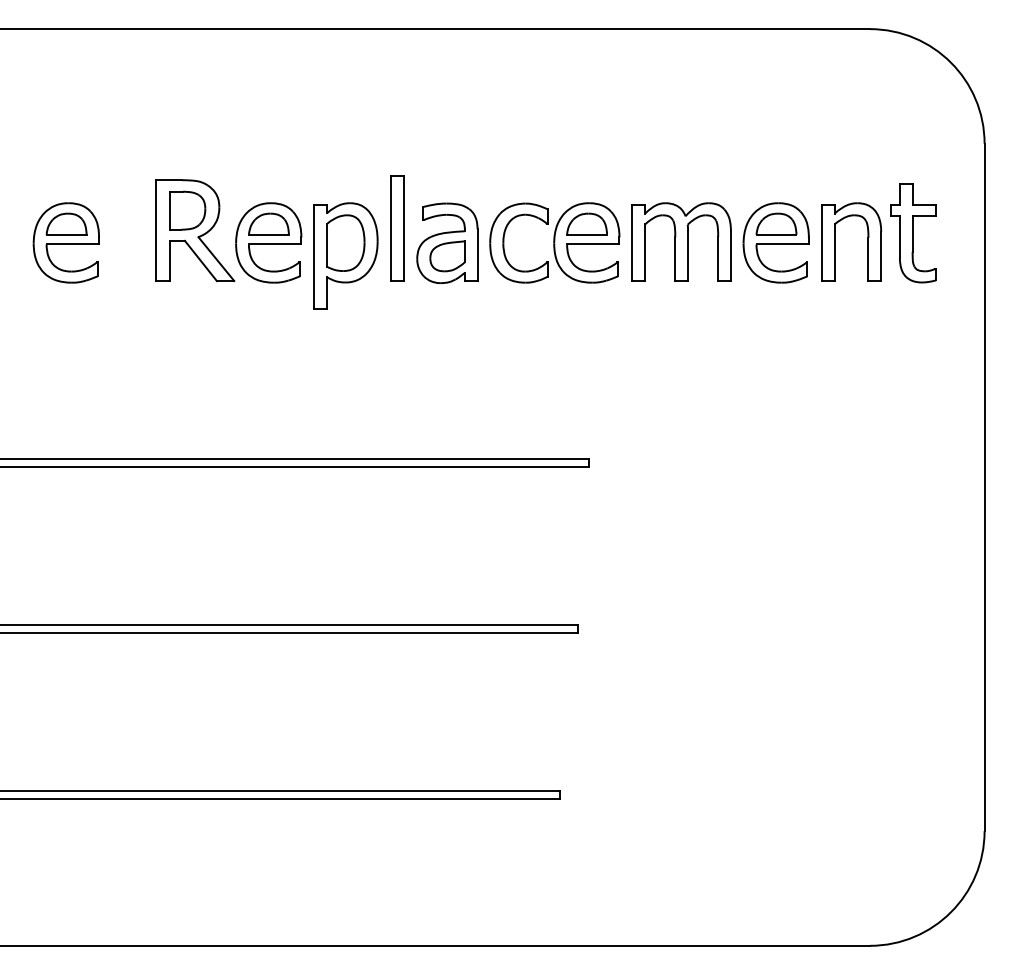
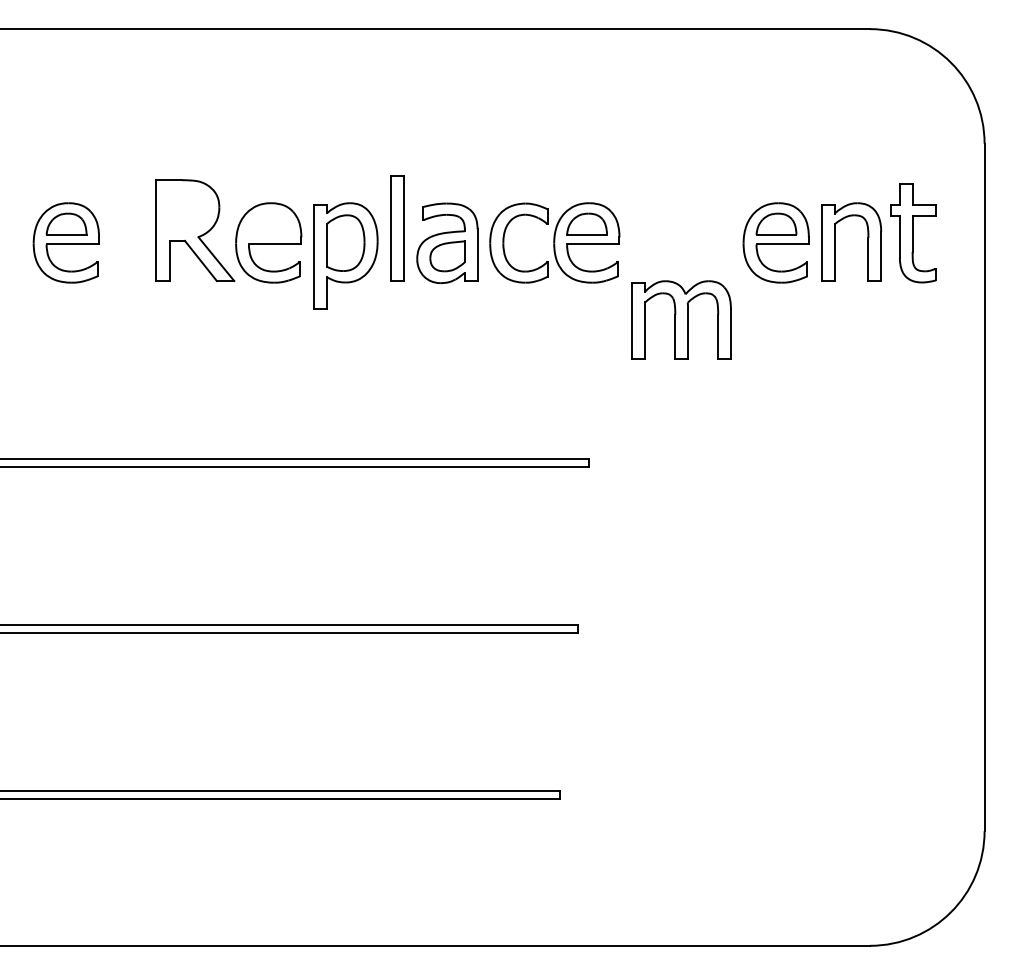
part: present -> none (187, 210)
part: present -> none (268, 223)
part position: (681, 241) -> (681, 319) (681, 319)
